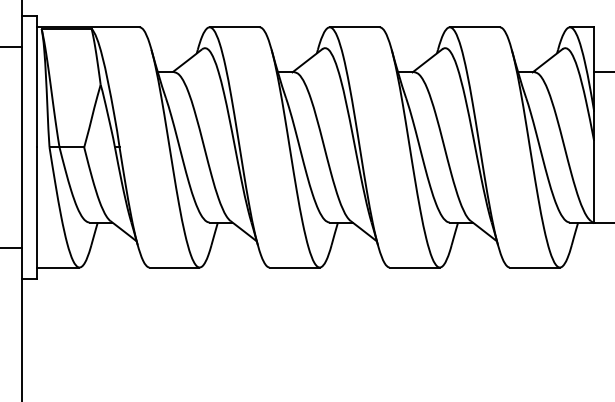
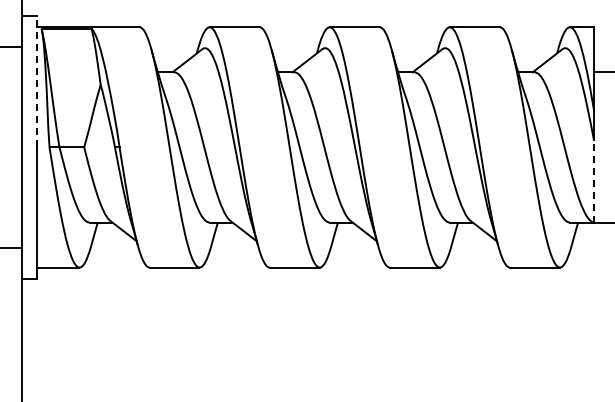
line: solid -> dashed (37, 81)
line: solid -> dashed (594, 181)
